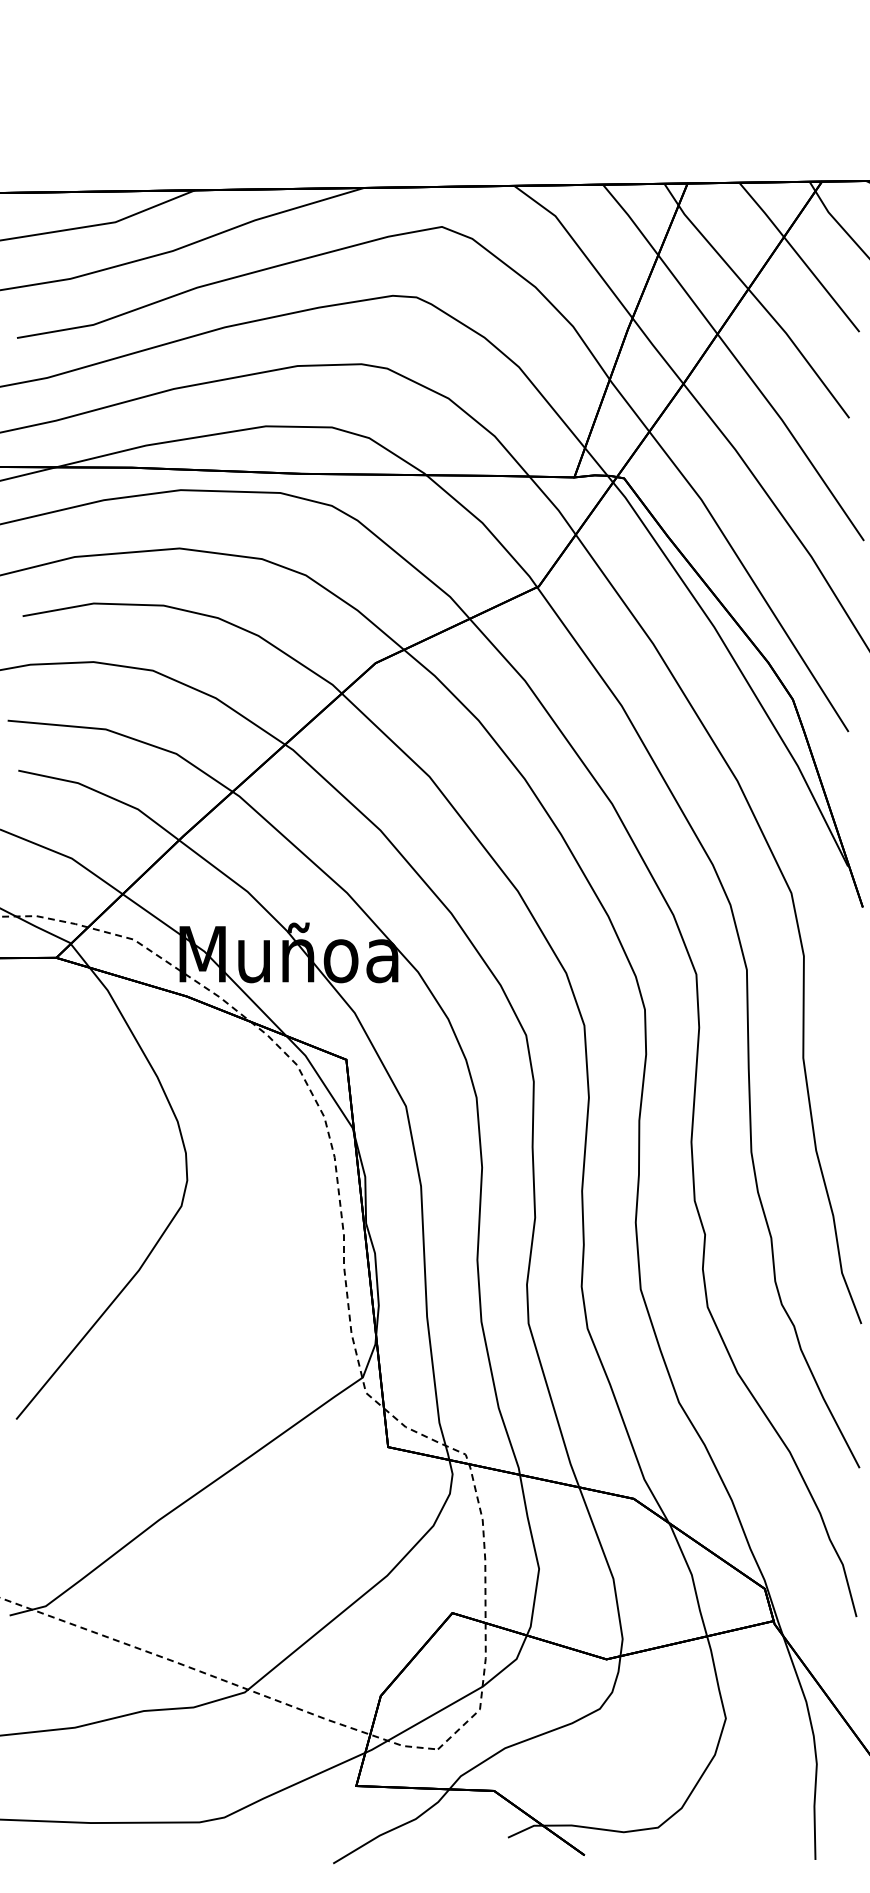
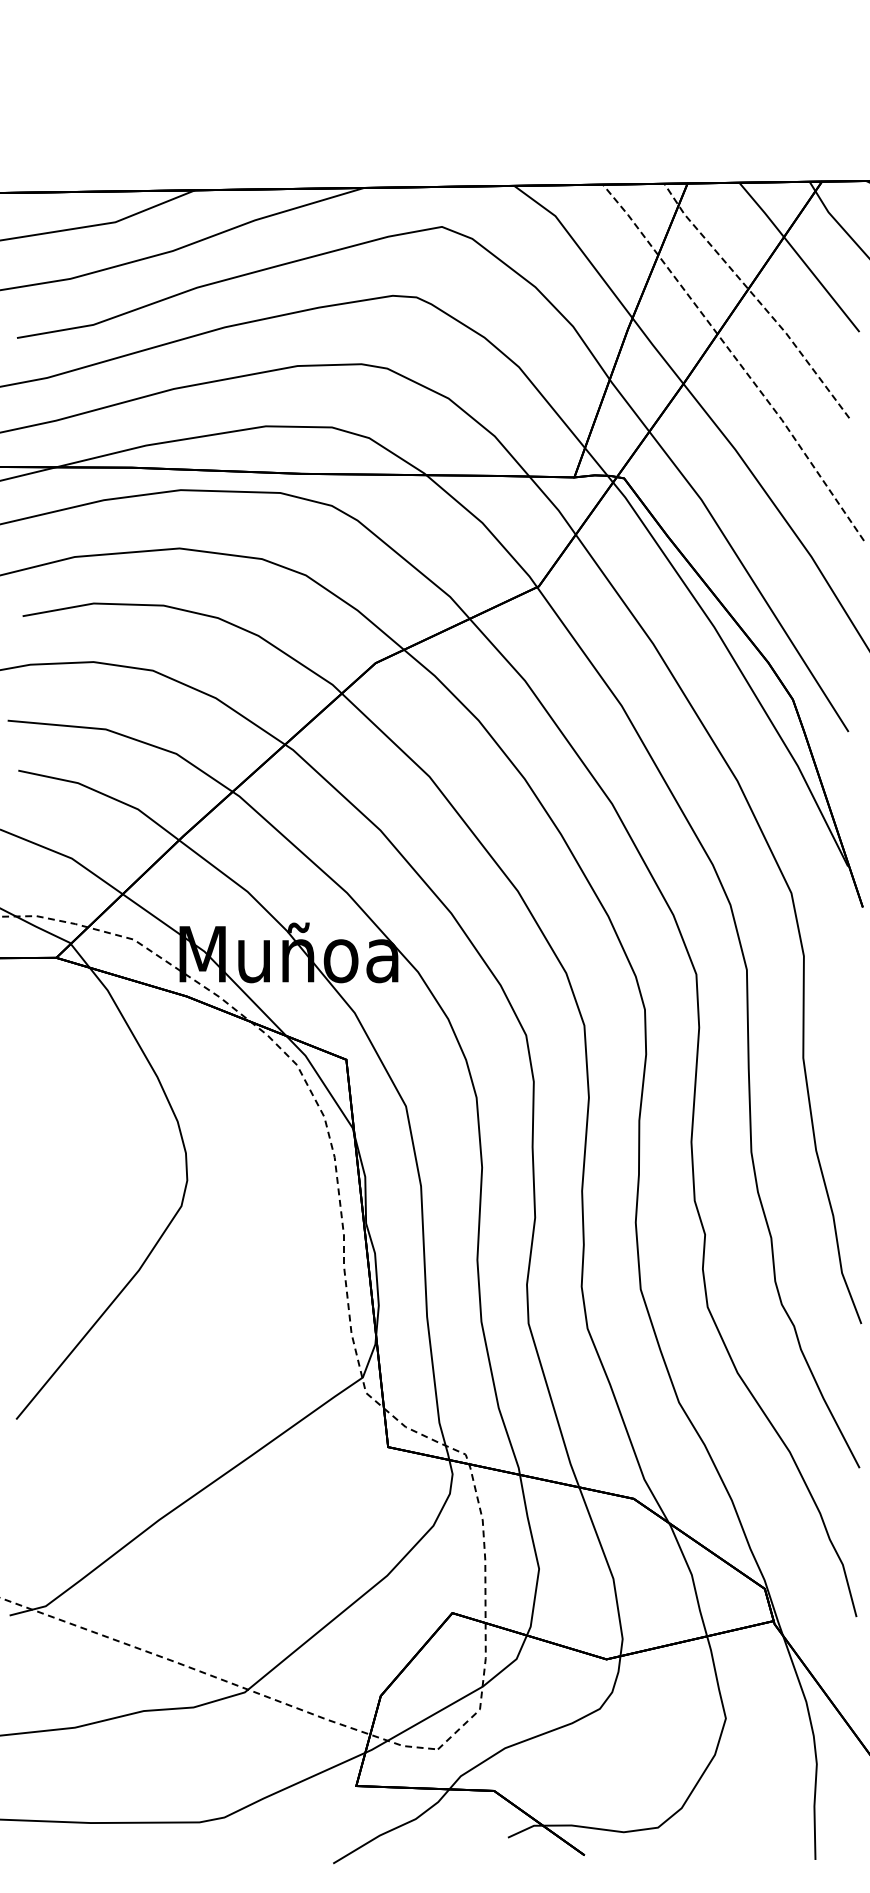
line: solid -> dashed (757, 299)
line: solid -> dashed (737, 360)
